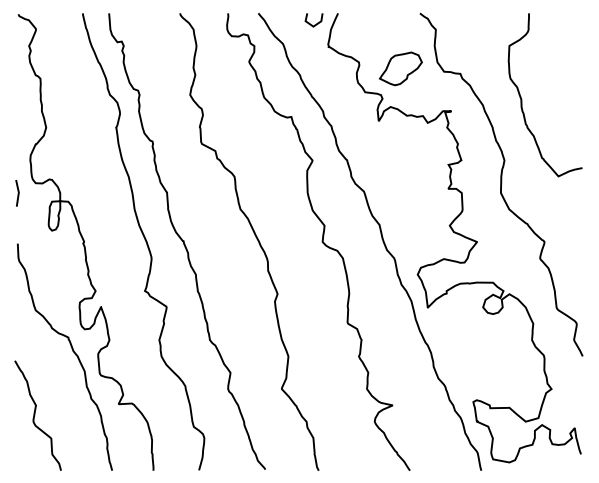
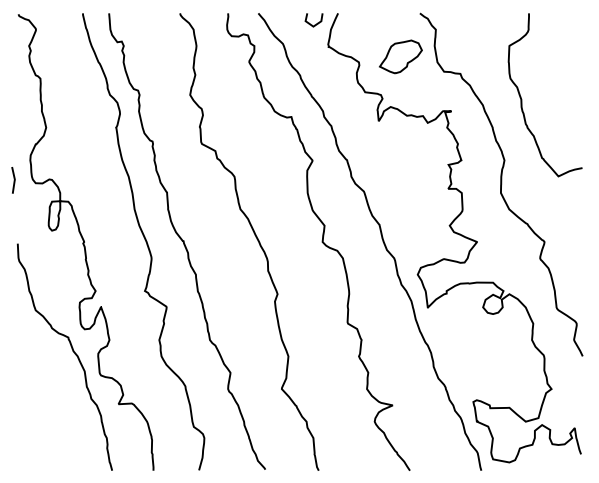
part position: (400, 68) -> (400, 56) (400, 56)
line position: (17, 193) -> (13, 180) (13, 180)
curve: present -> none (35, 415)
